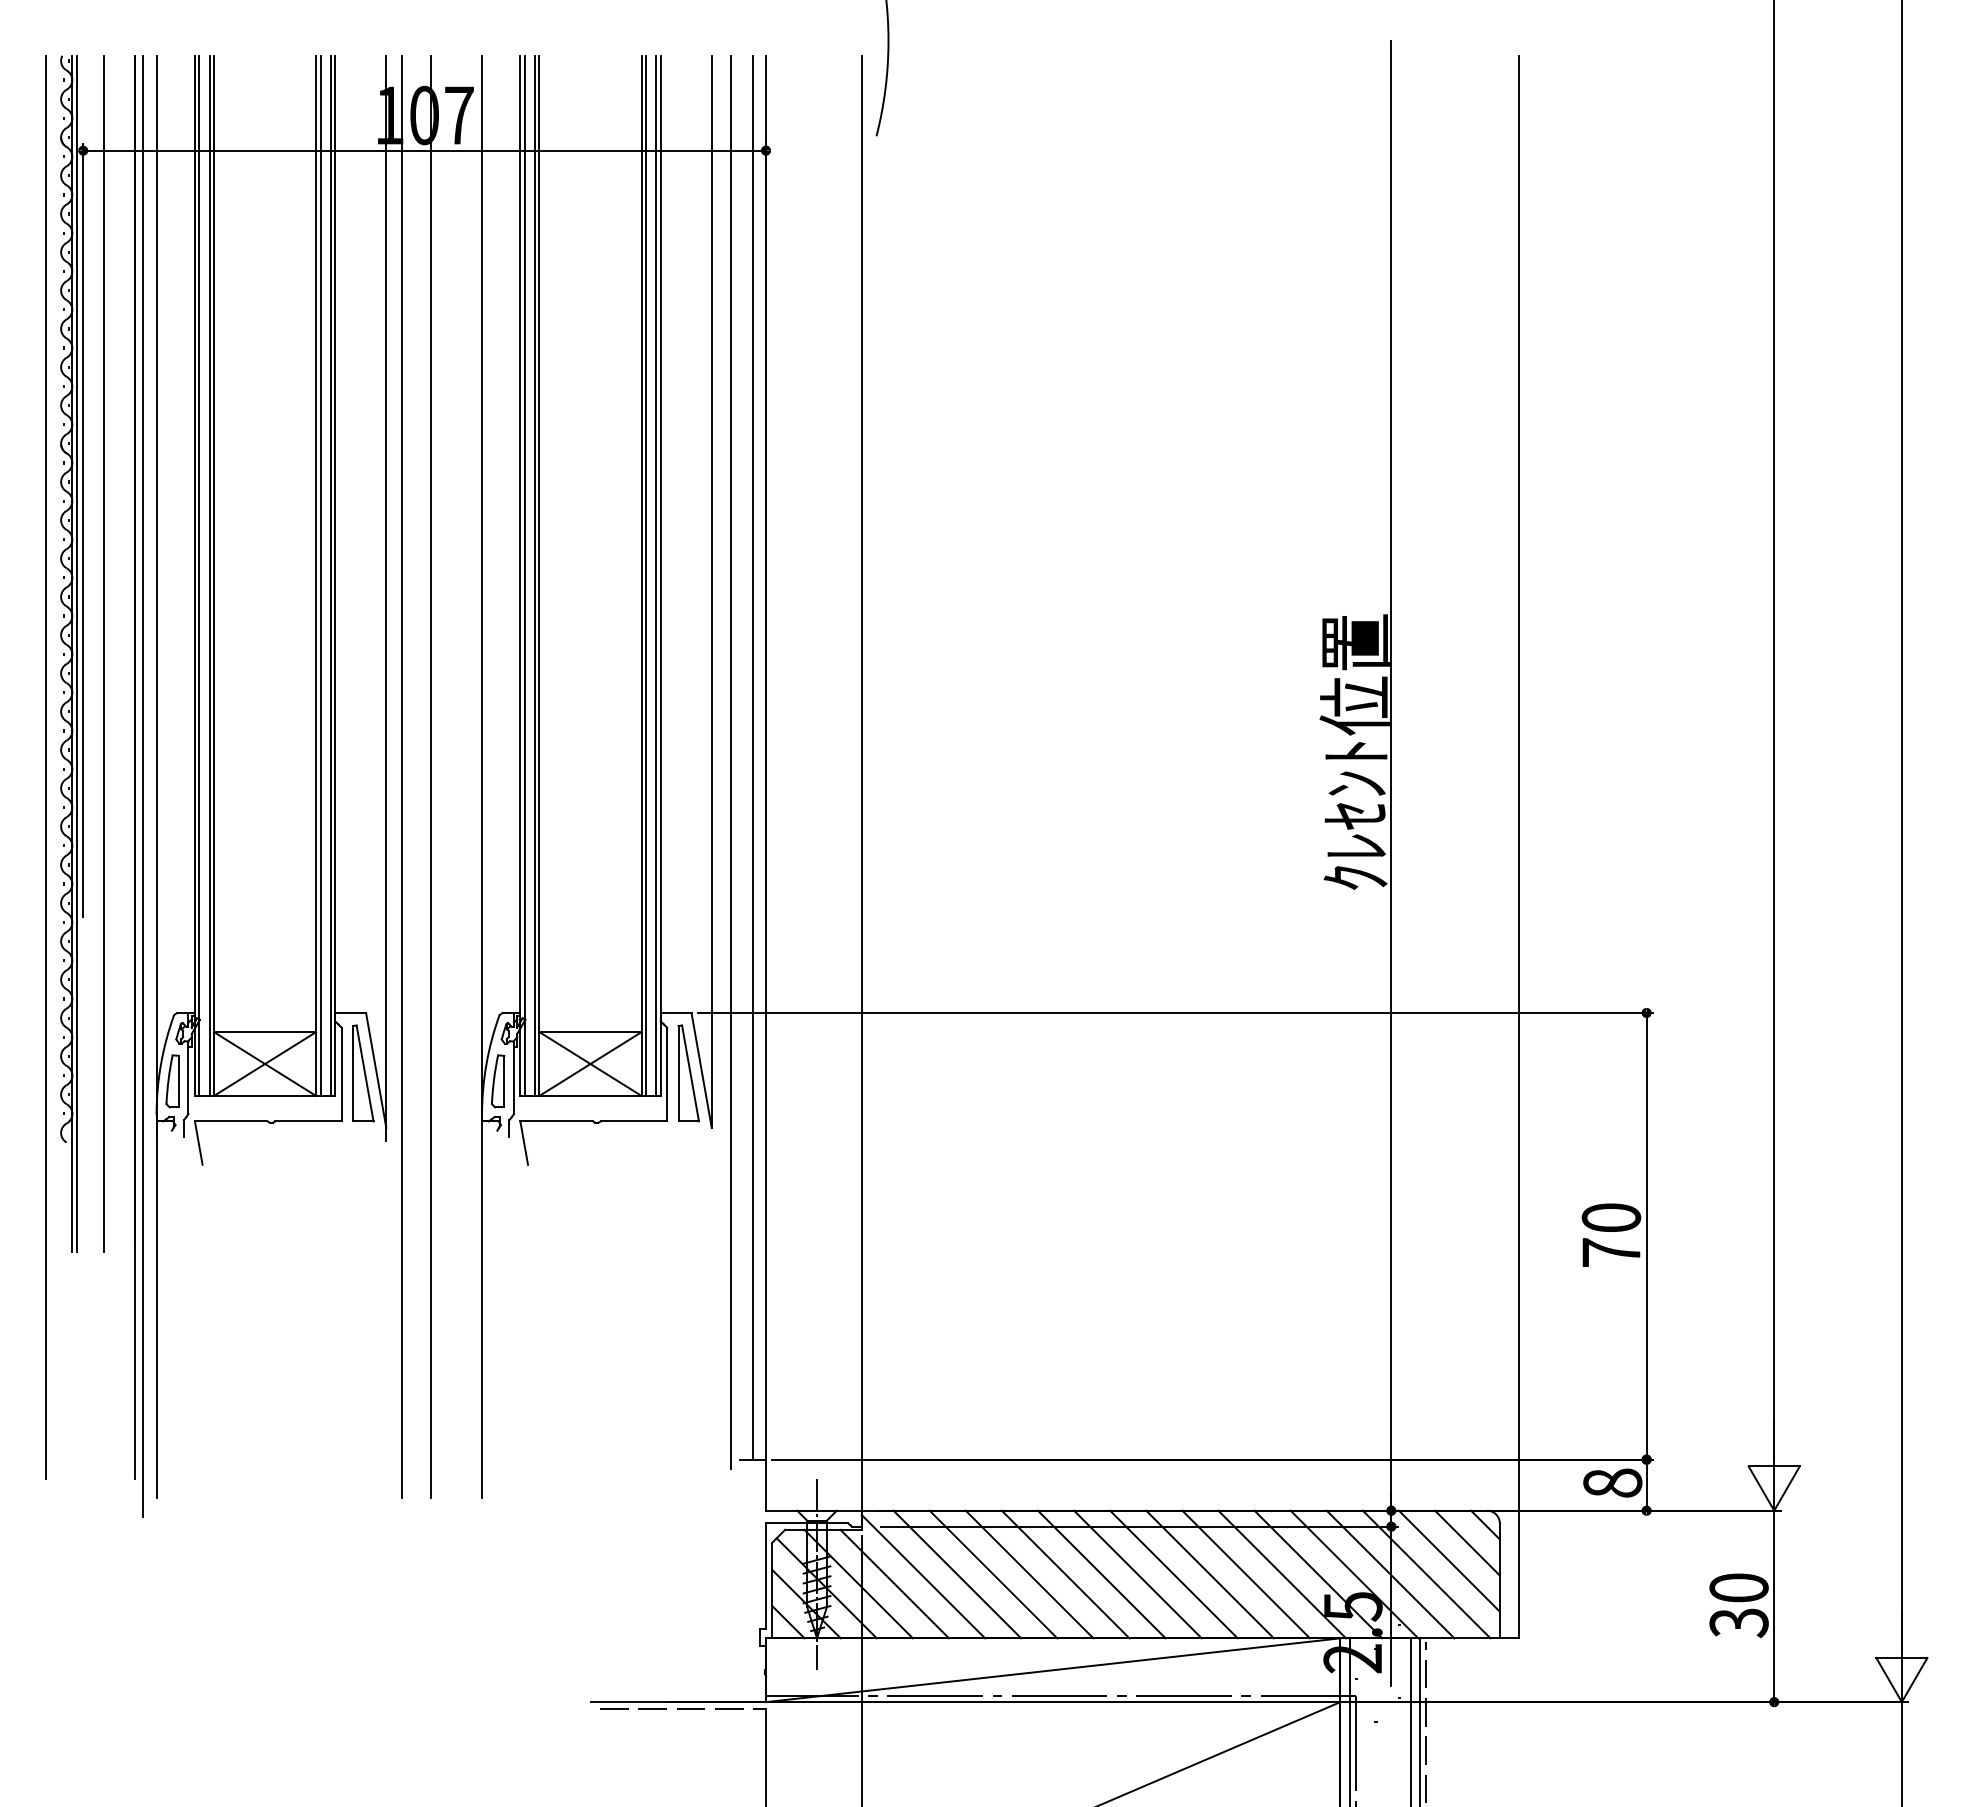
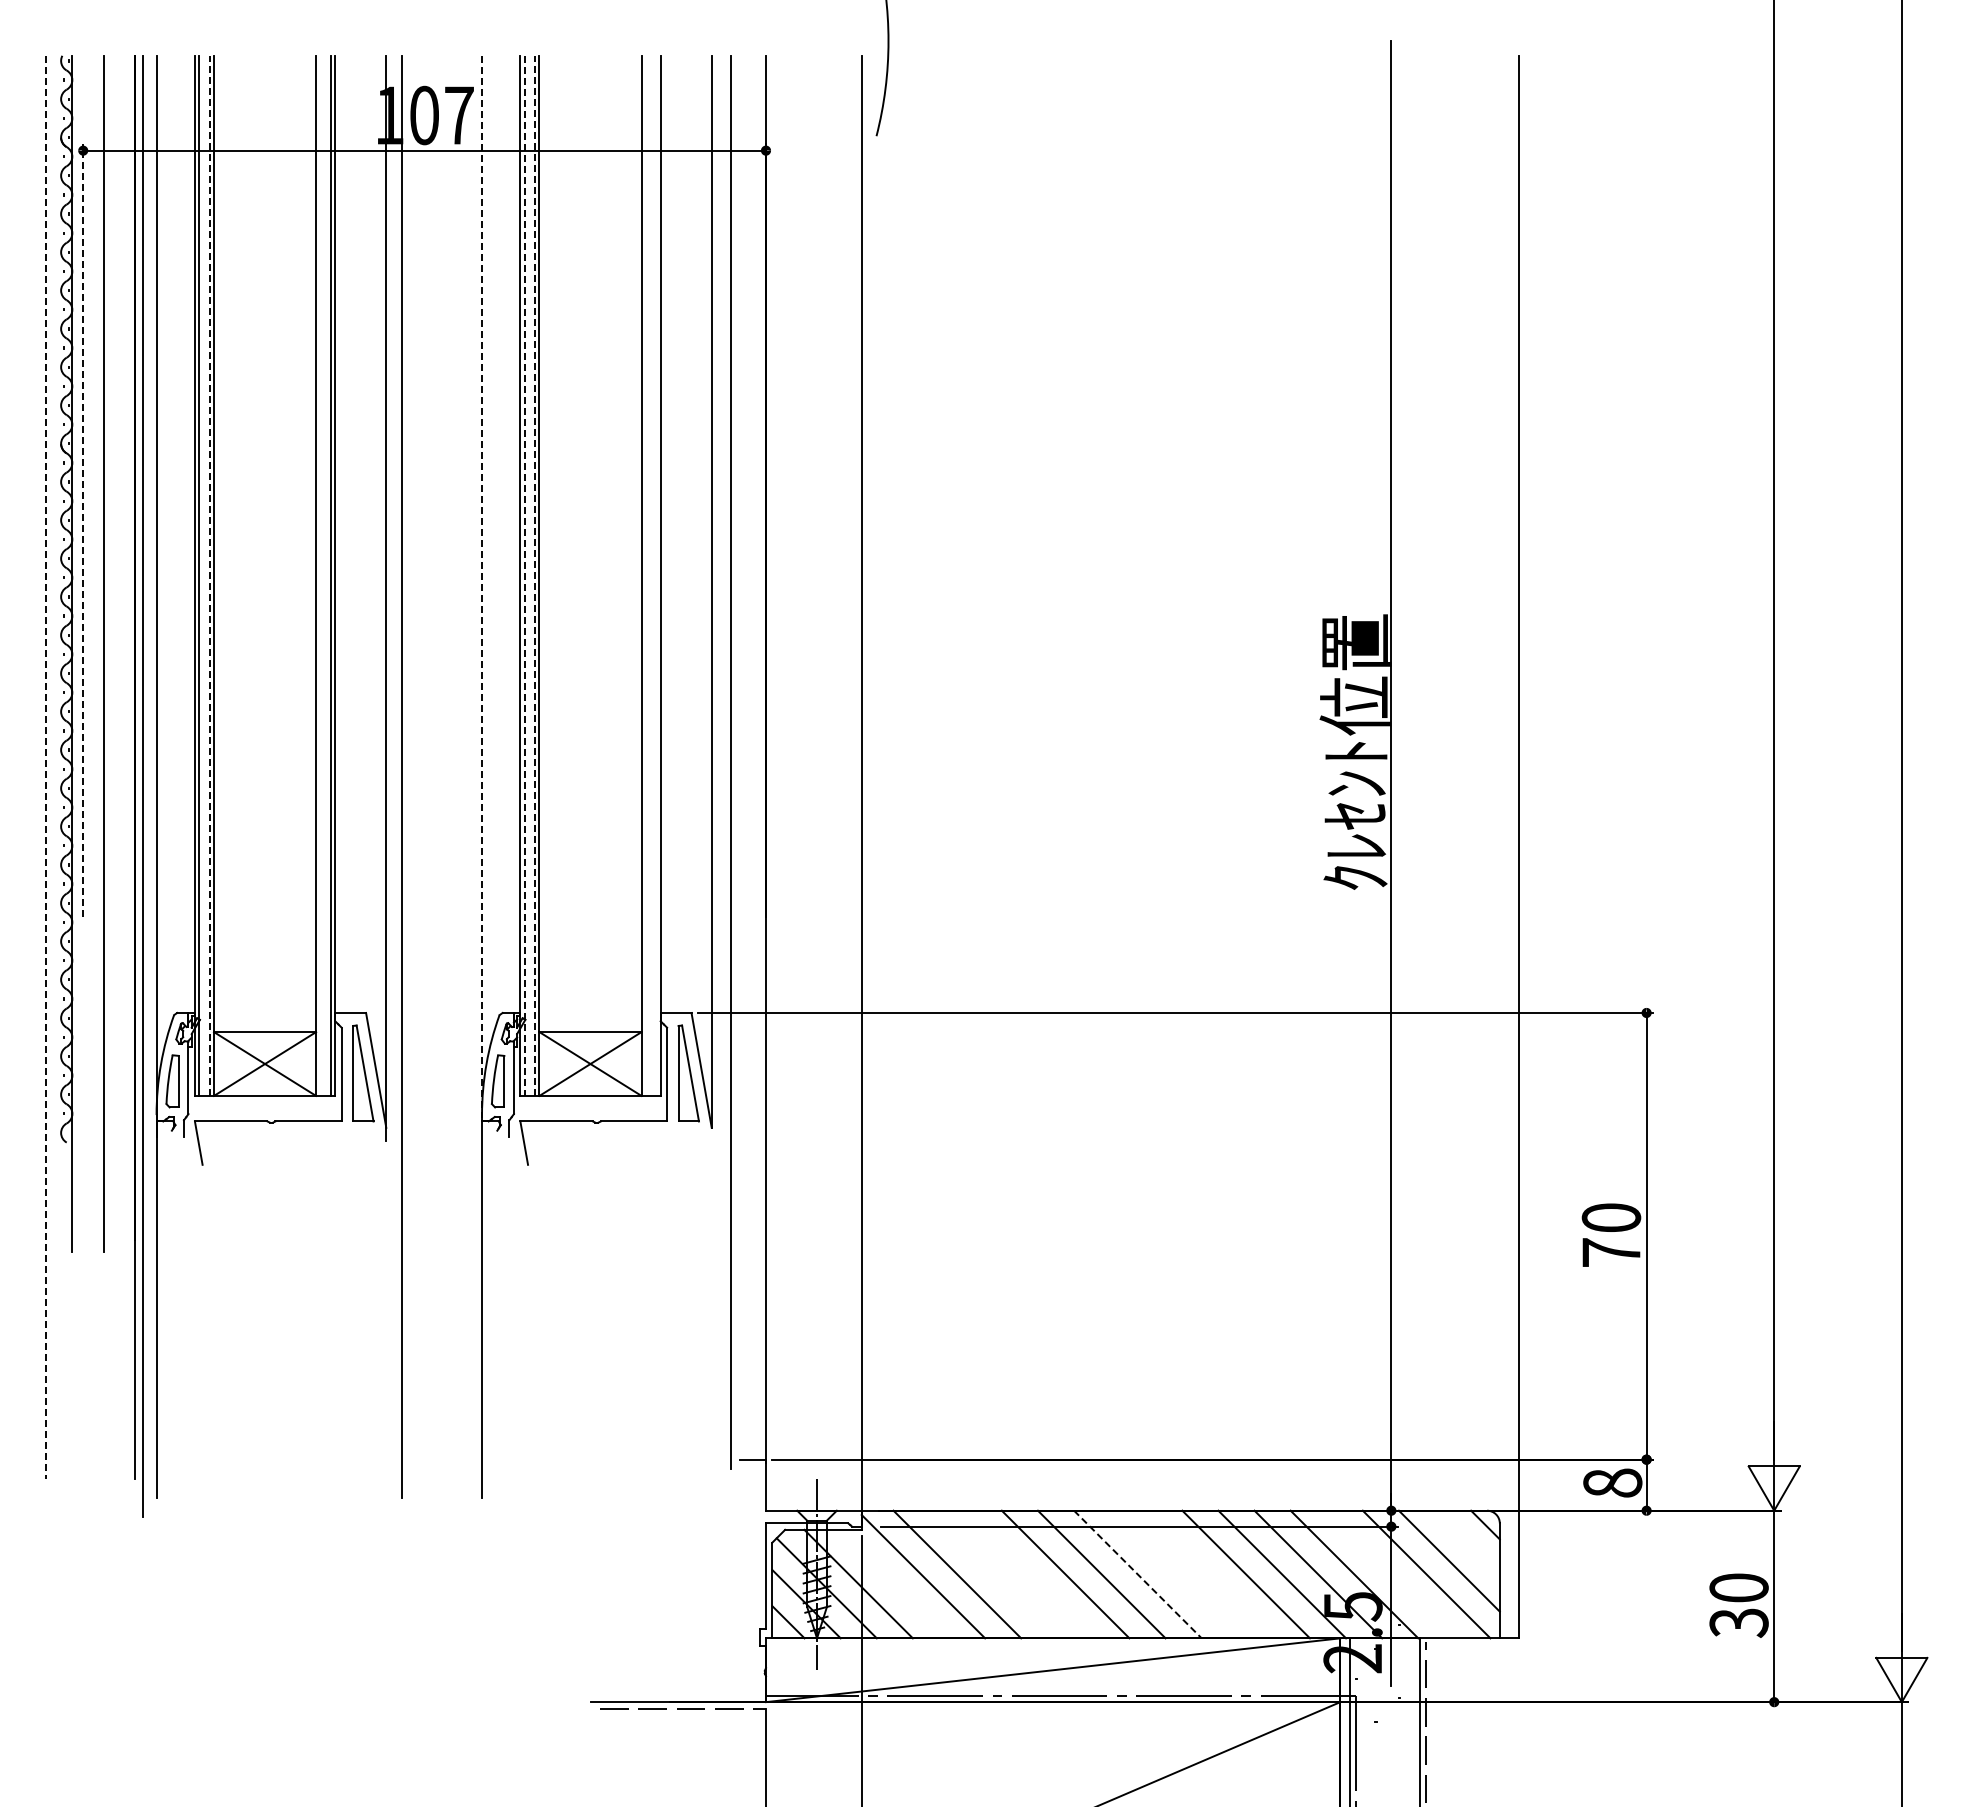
line: solid -> dashed (83, 530)
line: solid -> dashed (209, 575)
line: present -> none (320, 575)
line: solid -> dashed (534, 575)
line: present -> none (646, 575)
line: present -> none (656, 575)
line: solid -> dashed (524, 576)
line: solid -> dashed (482, 587)
line: present -> none (77, 653)
line: present -> none (753, 757)
line: solid -> dashed (45, 767)
line: present -> none (430, 776)
line: present -> none (1467, 1542)
line: present -> none (993, 1574)
line: present -> none (1029, 1574)
line: solid -> dashed (1138, 1574)
line: present -> none (1173, 1574)
line: present -> none (1209, 1574)
line: present -> none (1390, 1574)
line: present -> none (894, 1583)
line: present -> none (1410, 1720)
